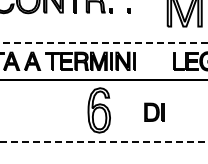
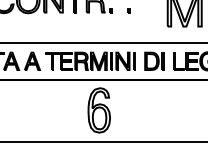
line: dashed -> solid (104, 42)
part position: (154, 111) -> (154, 60) (154, 60)
line: dashed -> solid (104, 141)
